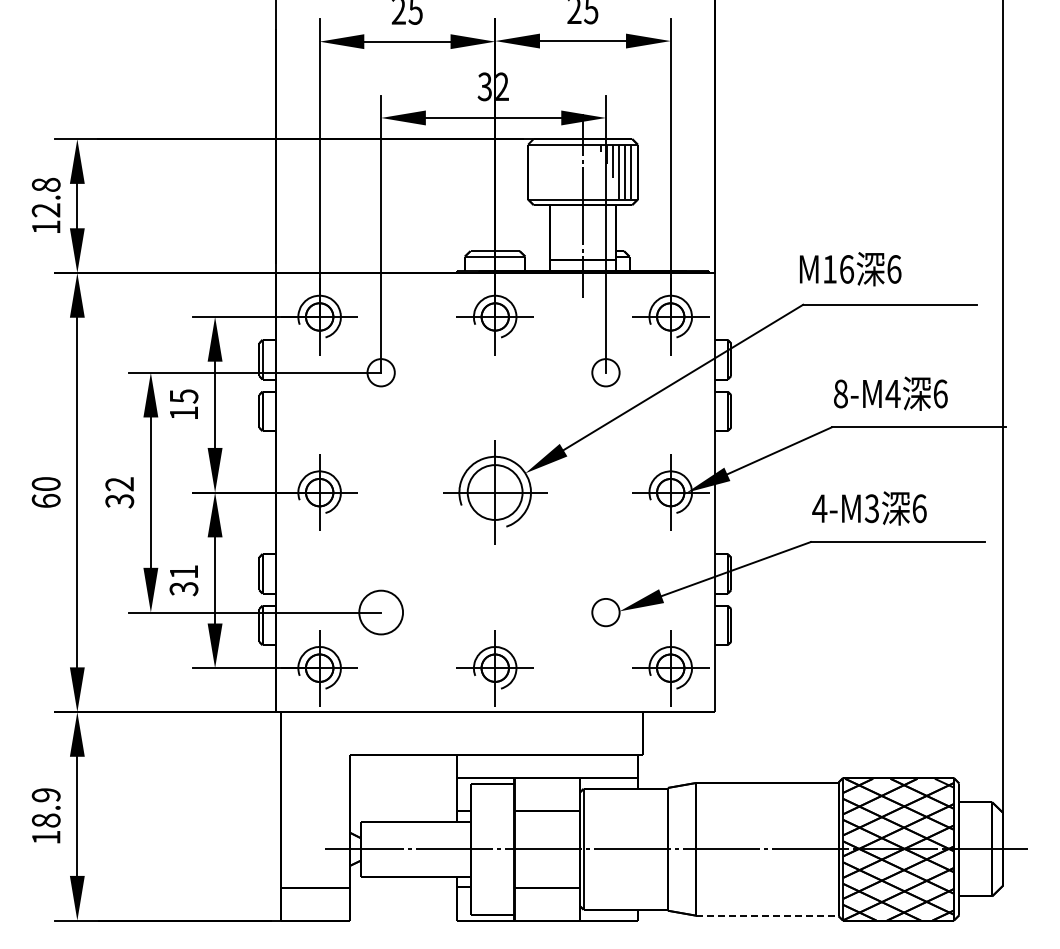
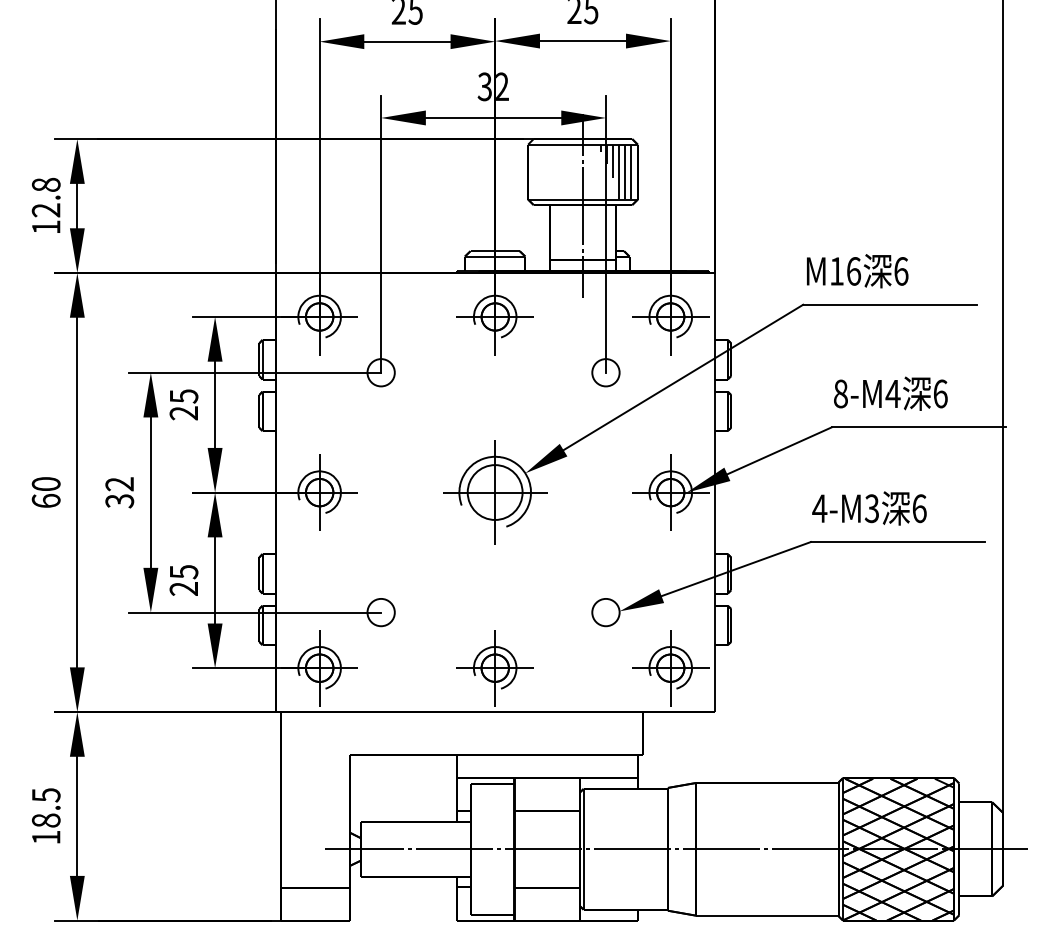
text position: (850, 269) -> (857, 271) (857, 271)
text: 15 -> 25 (183, 413)
text: 31 -> 25 (184, 580)
circle diameter: 44 px -> 27 px (380, 612)
text: 18.9 -> 18.5 (45, 795)
line: dashed -> solid (767, 915)
